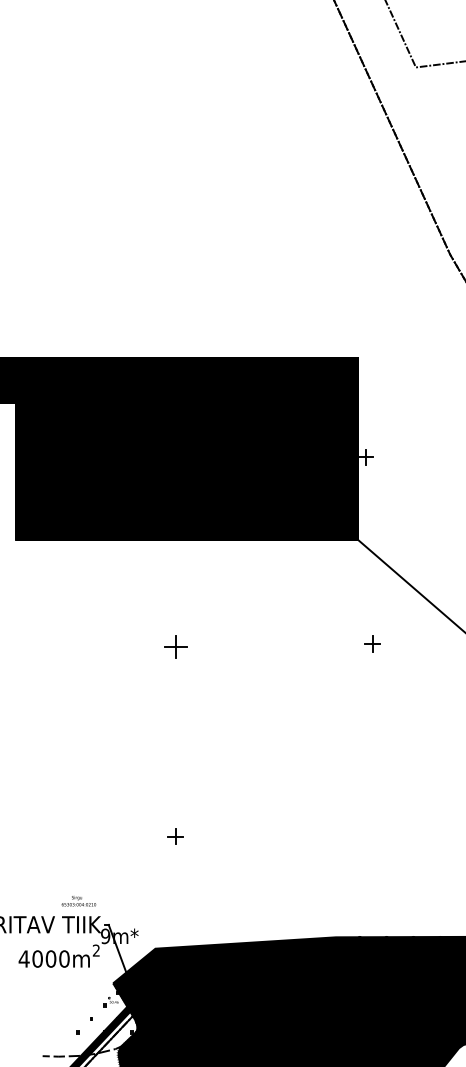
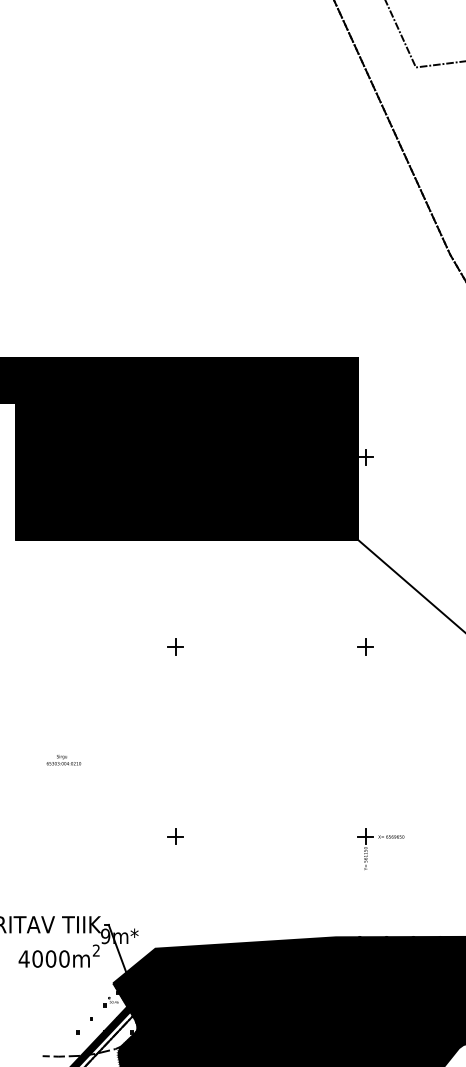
part position: (372, 643) -> (365, 646) (365, 646)
part size: 24x24 px -> 17x18 px (175, 646)
part: none -> present (380, 838)
text position: (78, 901) -> (63, 760) (63, 760)
